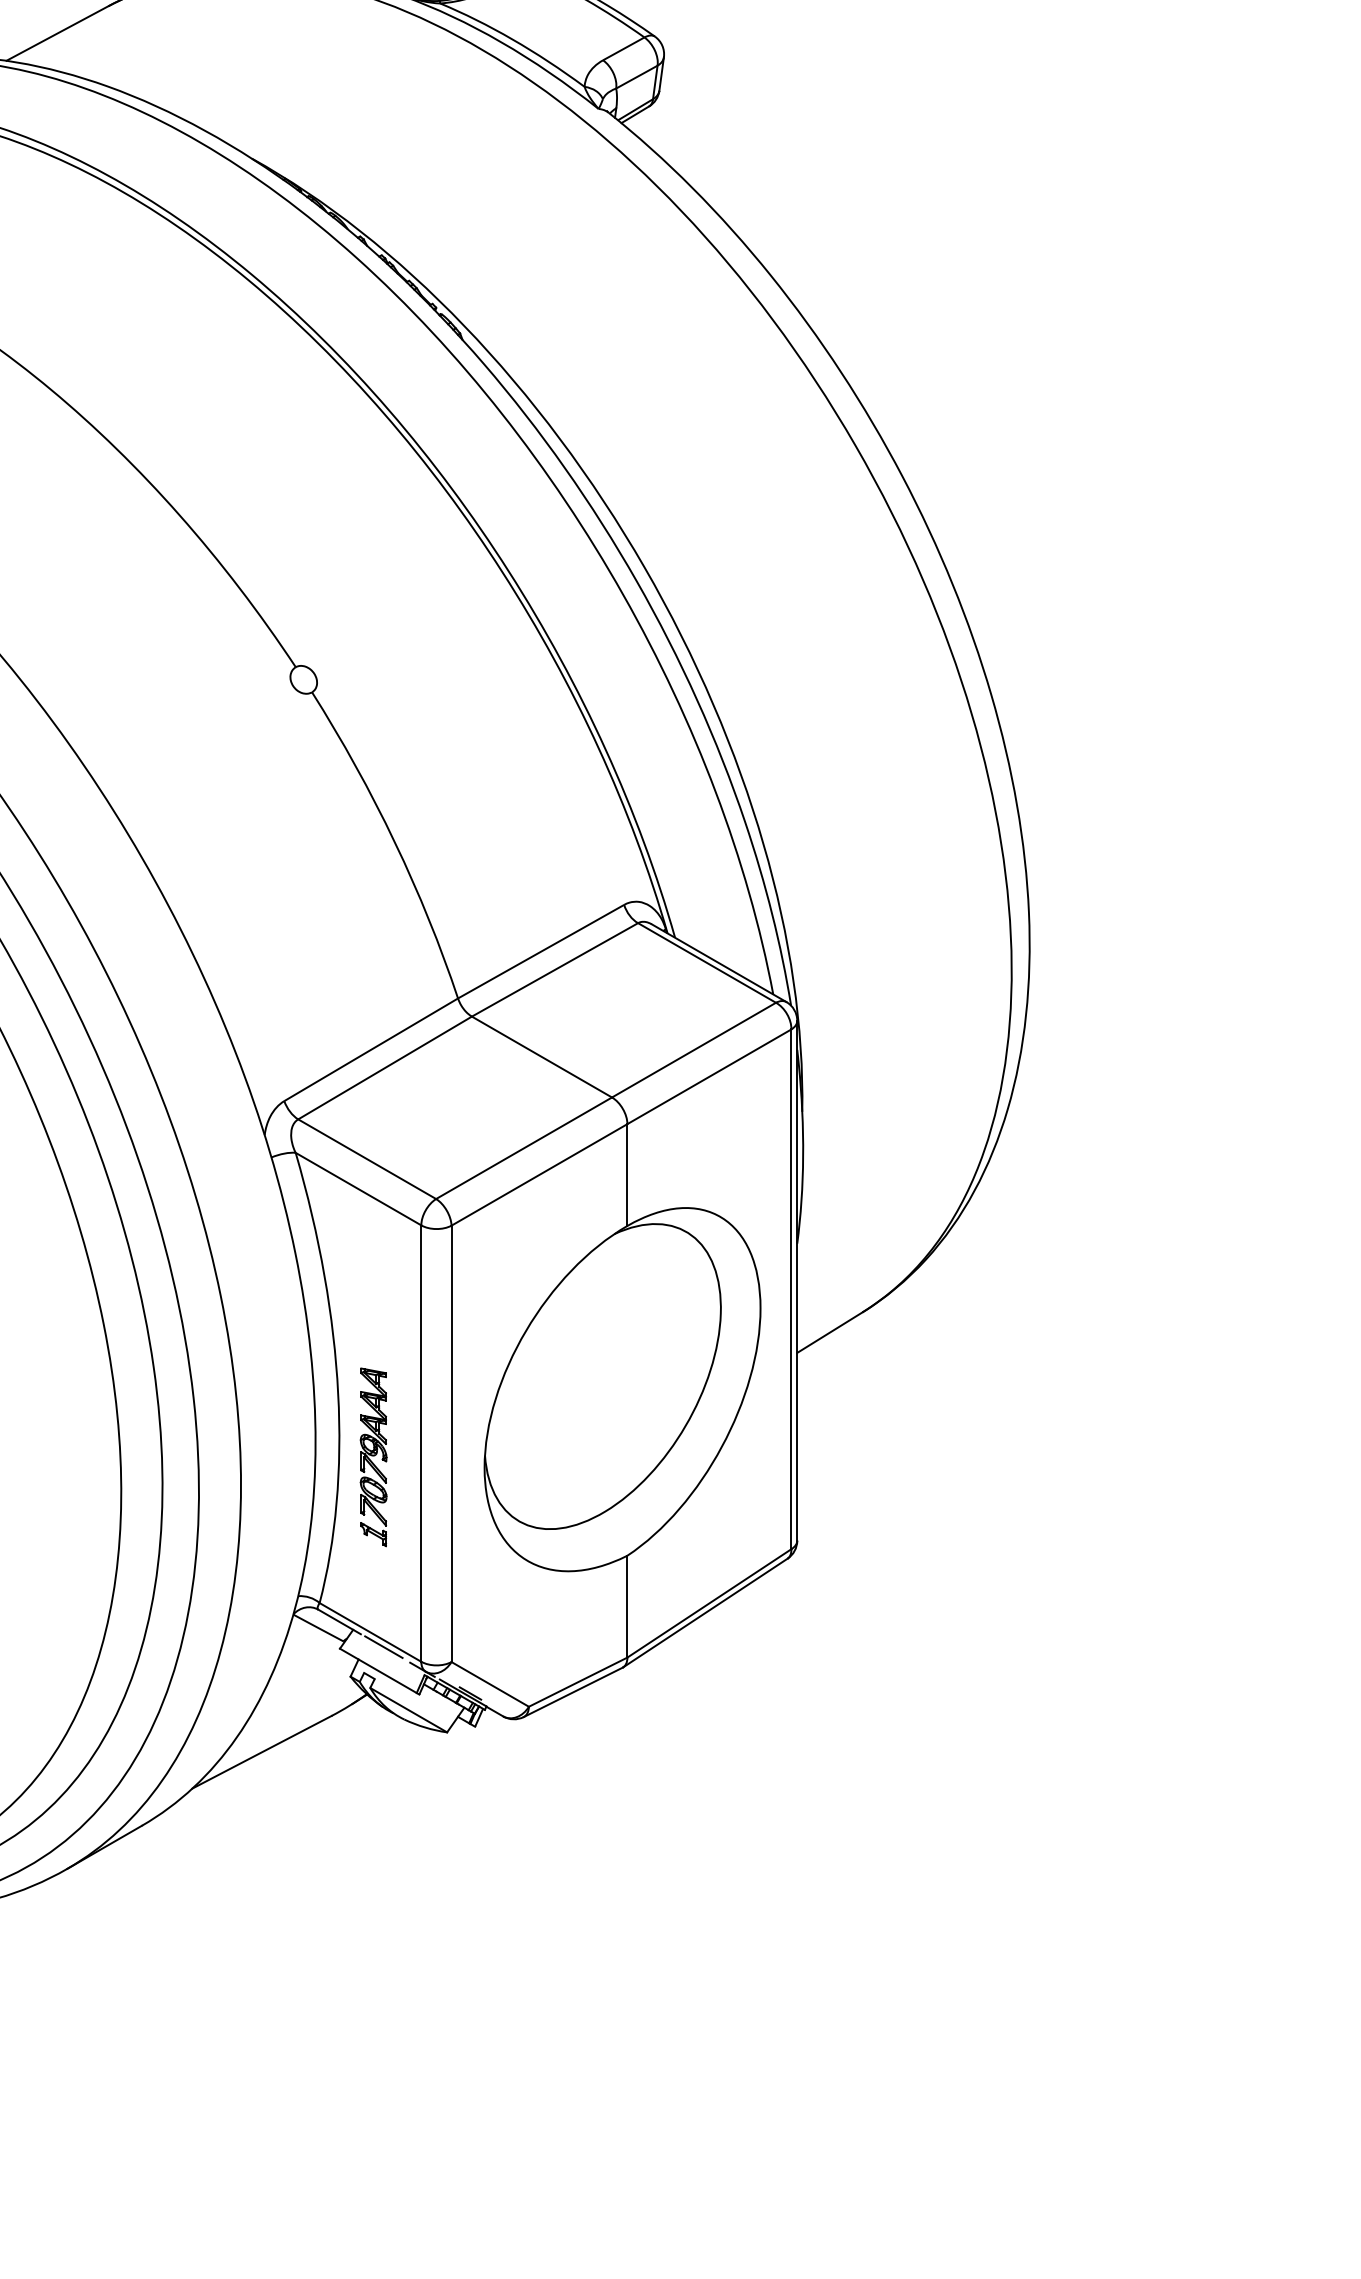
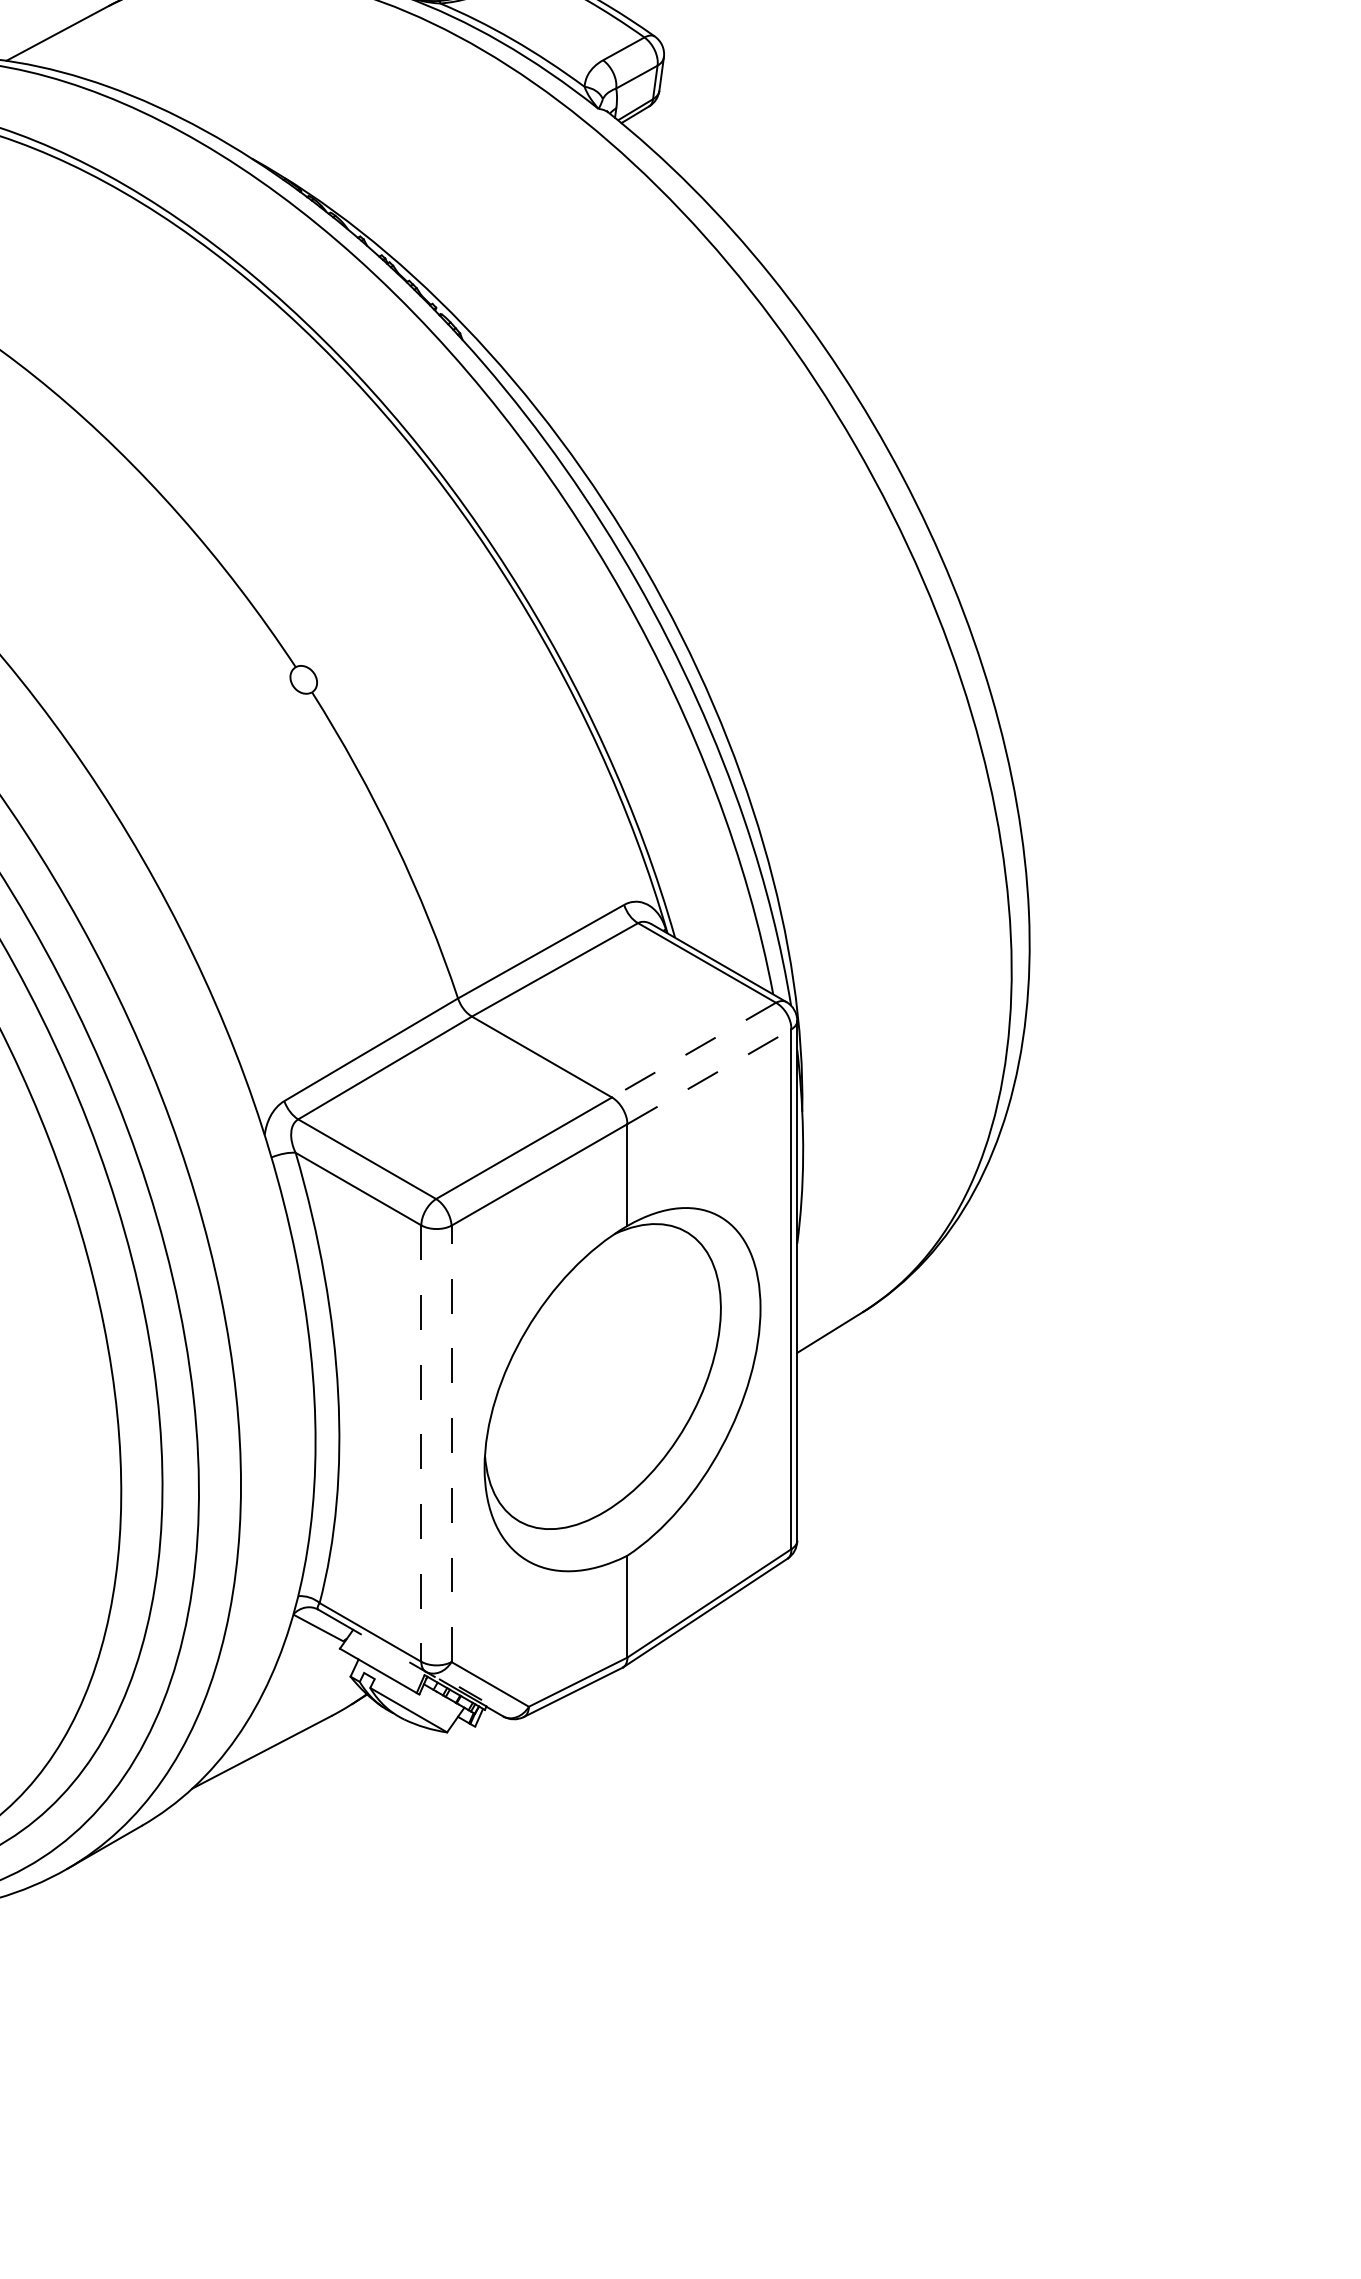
line: solid -> dashed (694, 1050)
line: solid -> dashed (709, 1076)
line: solid -> dashed (451, 1443)
line: solid -> dashed (421, 1444)
part: present -> none (373, 1457)
line: present -> none (383, 1646)
